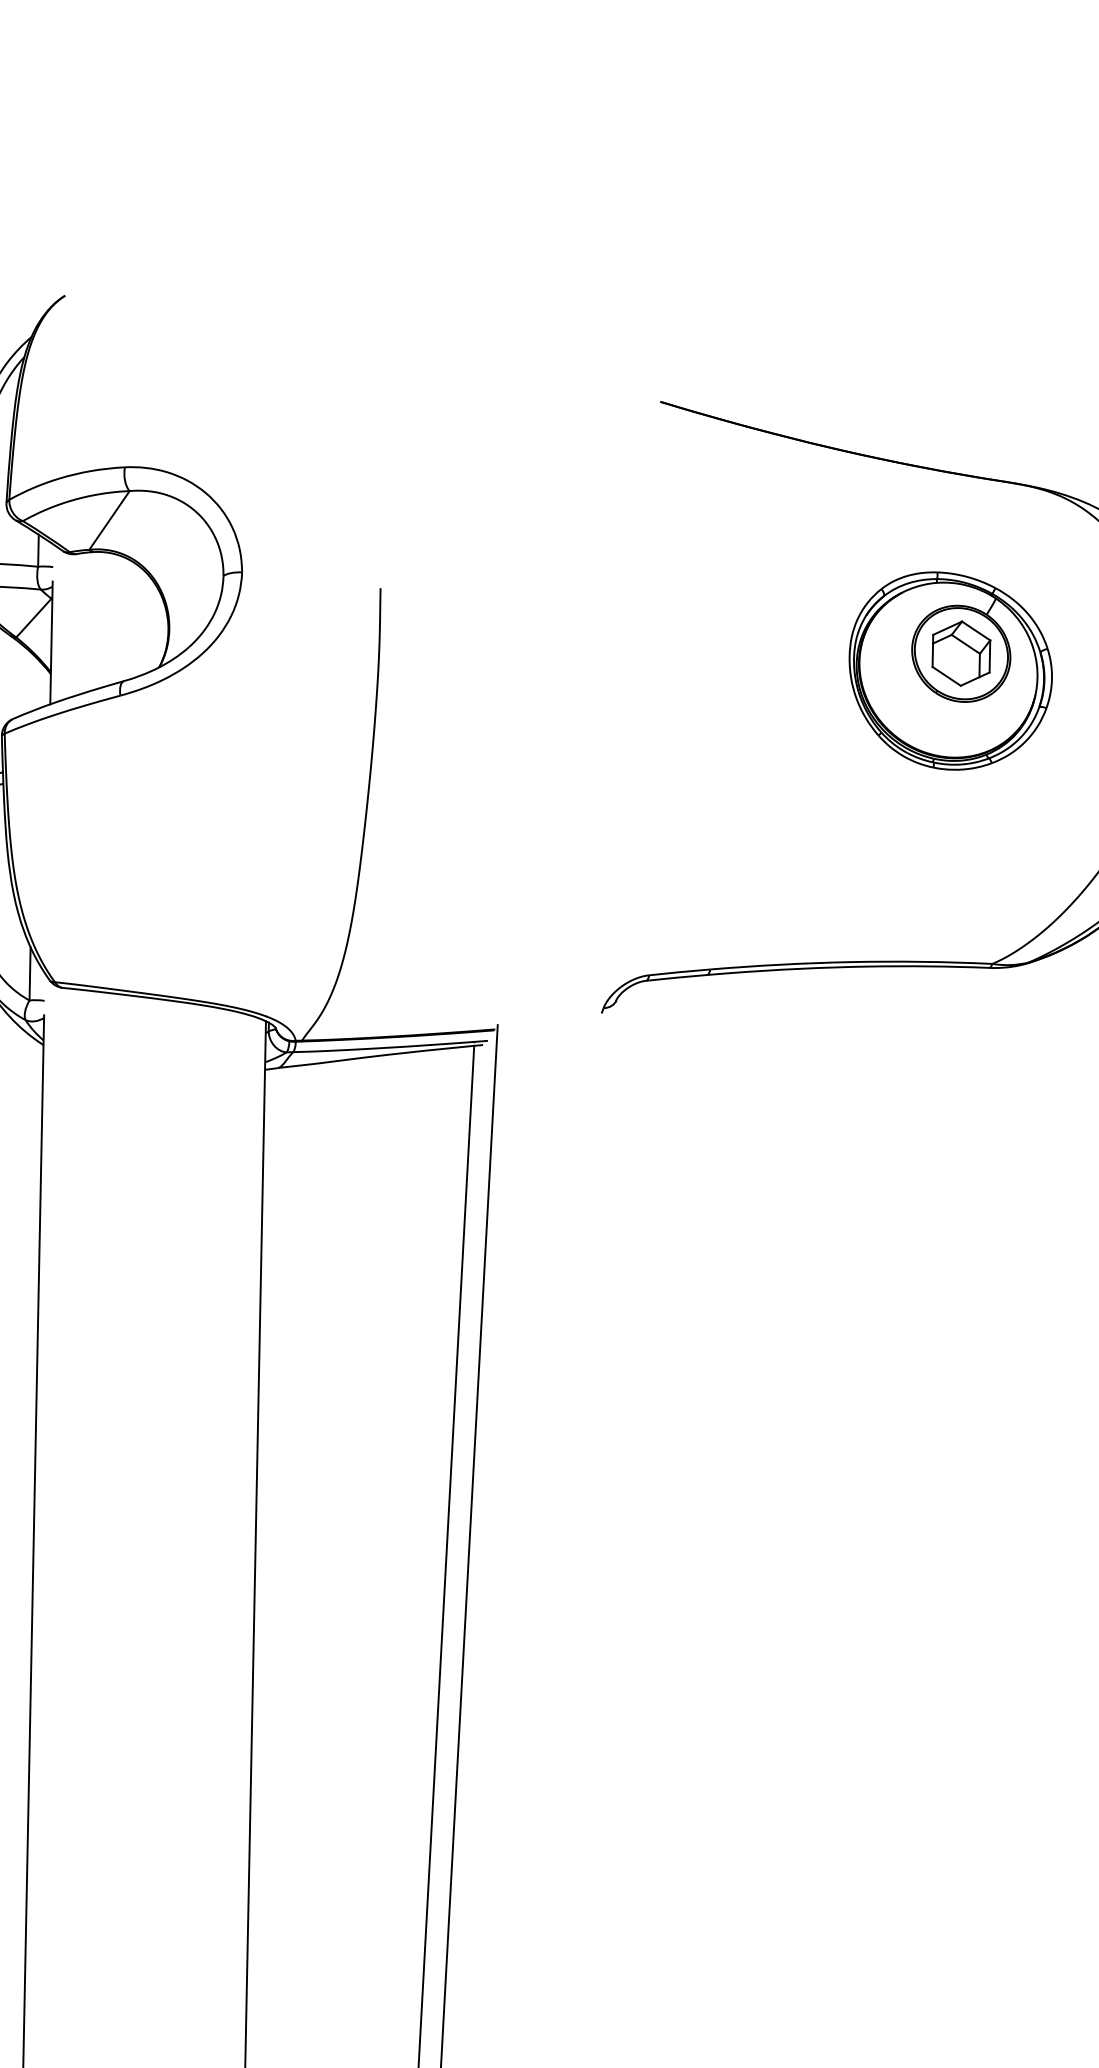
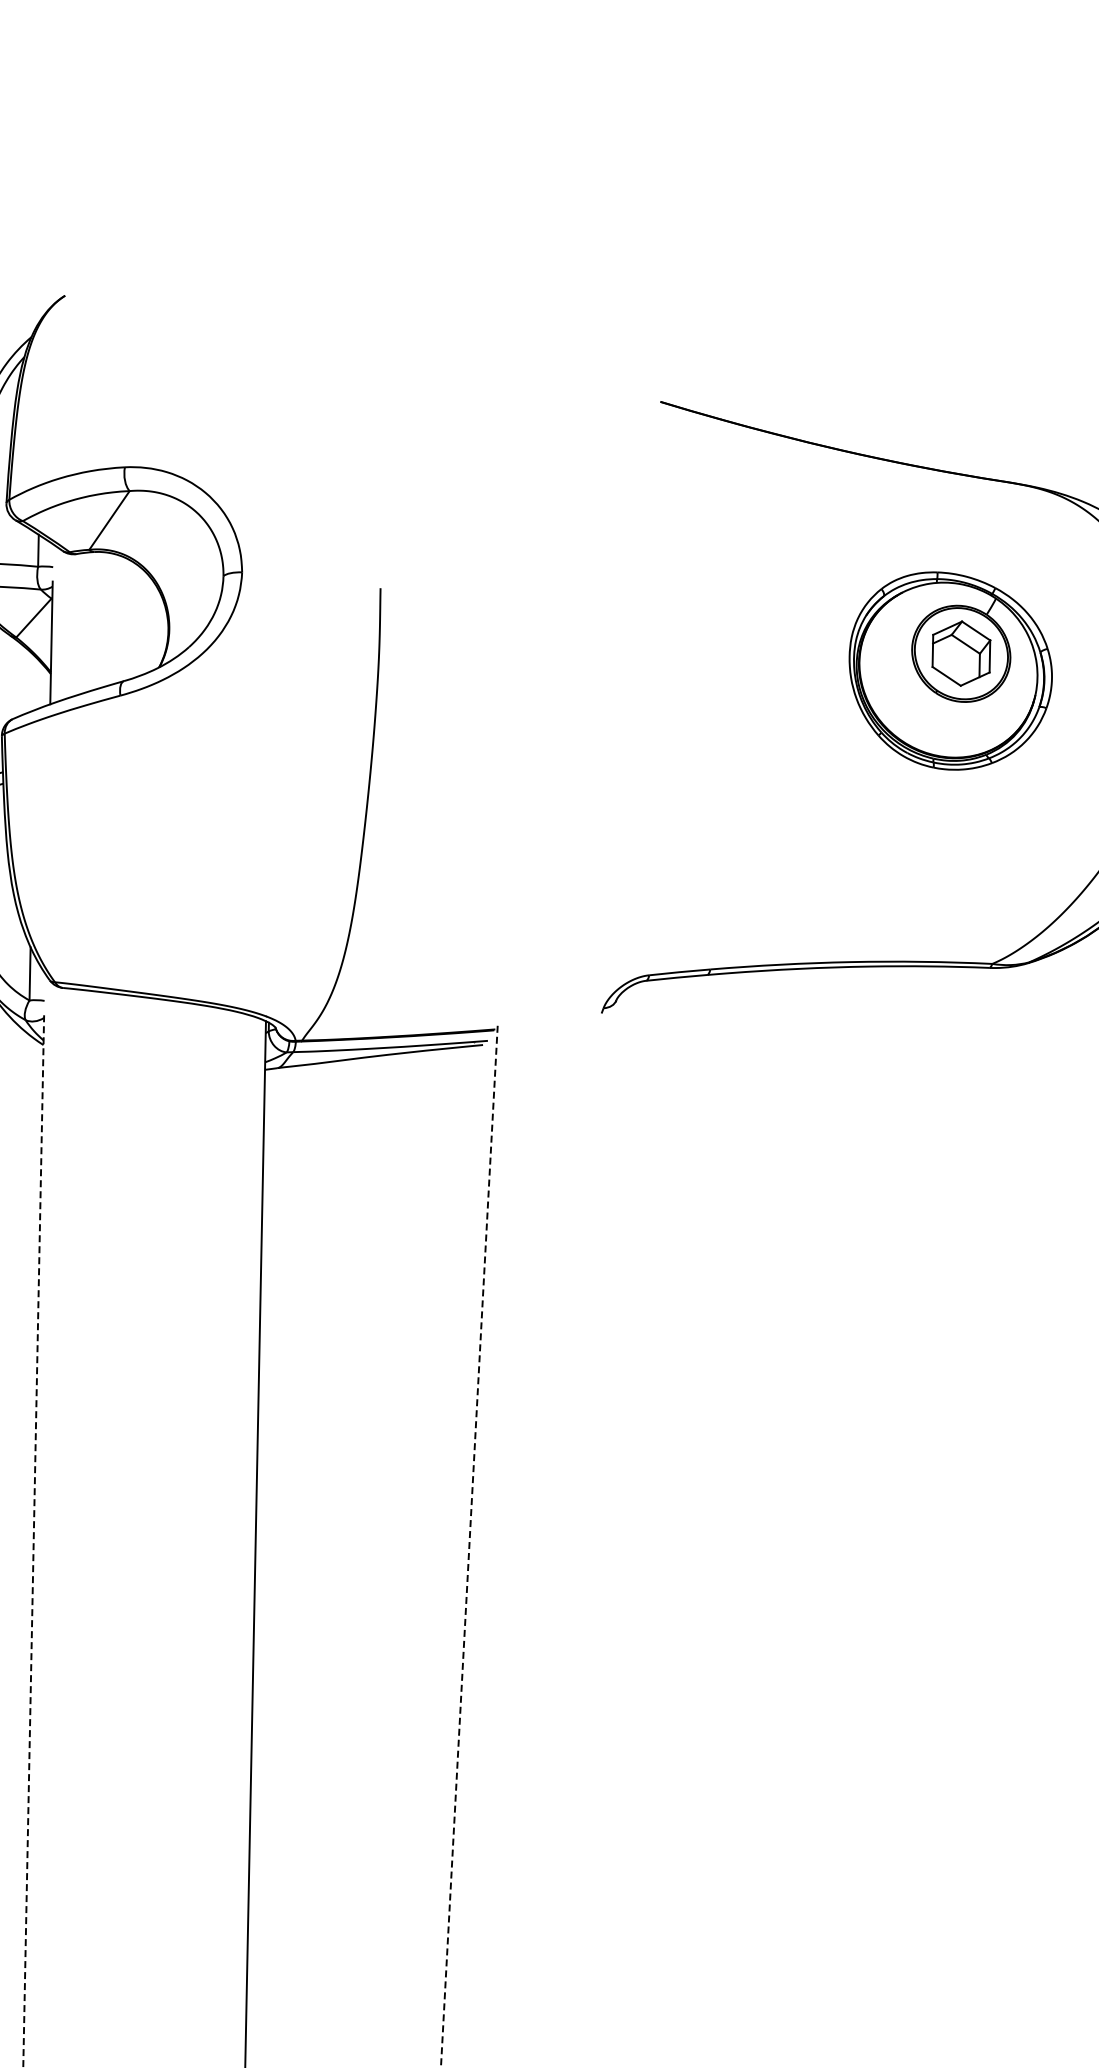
line: solid -> dashed (33, 1541)
line: solid -> dashed (469, 1546)
line: present -> none (446, 1554)
